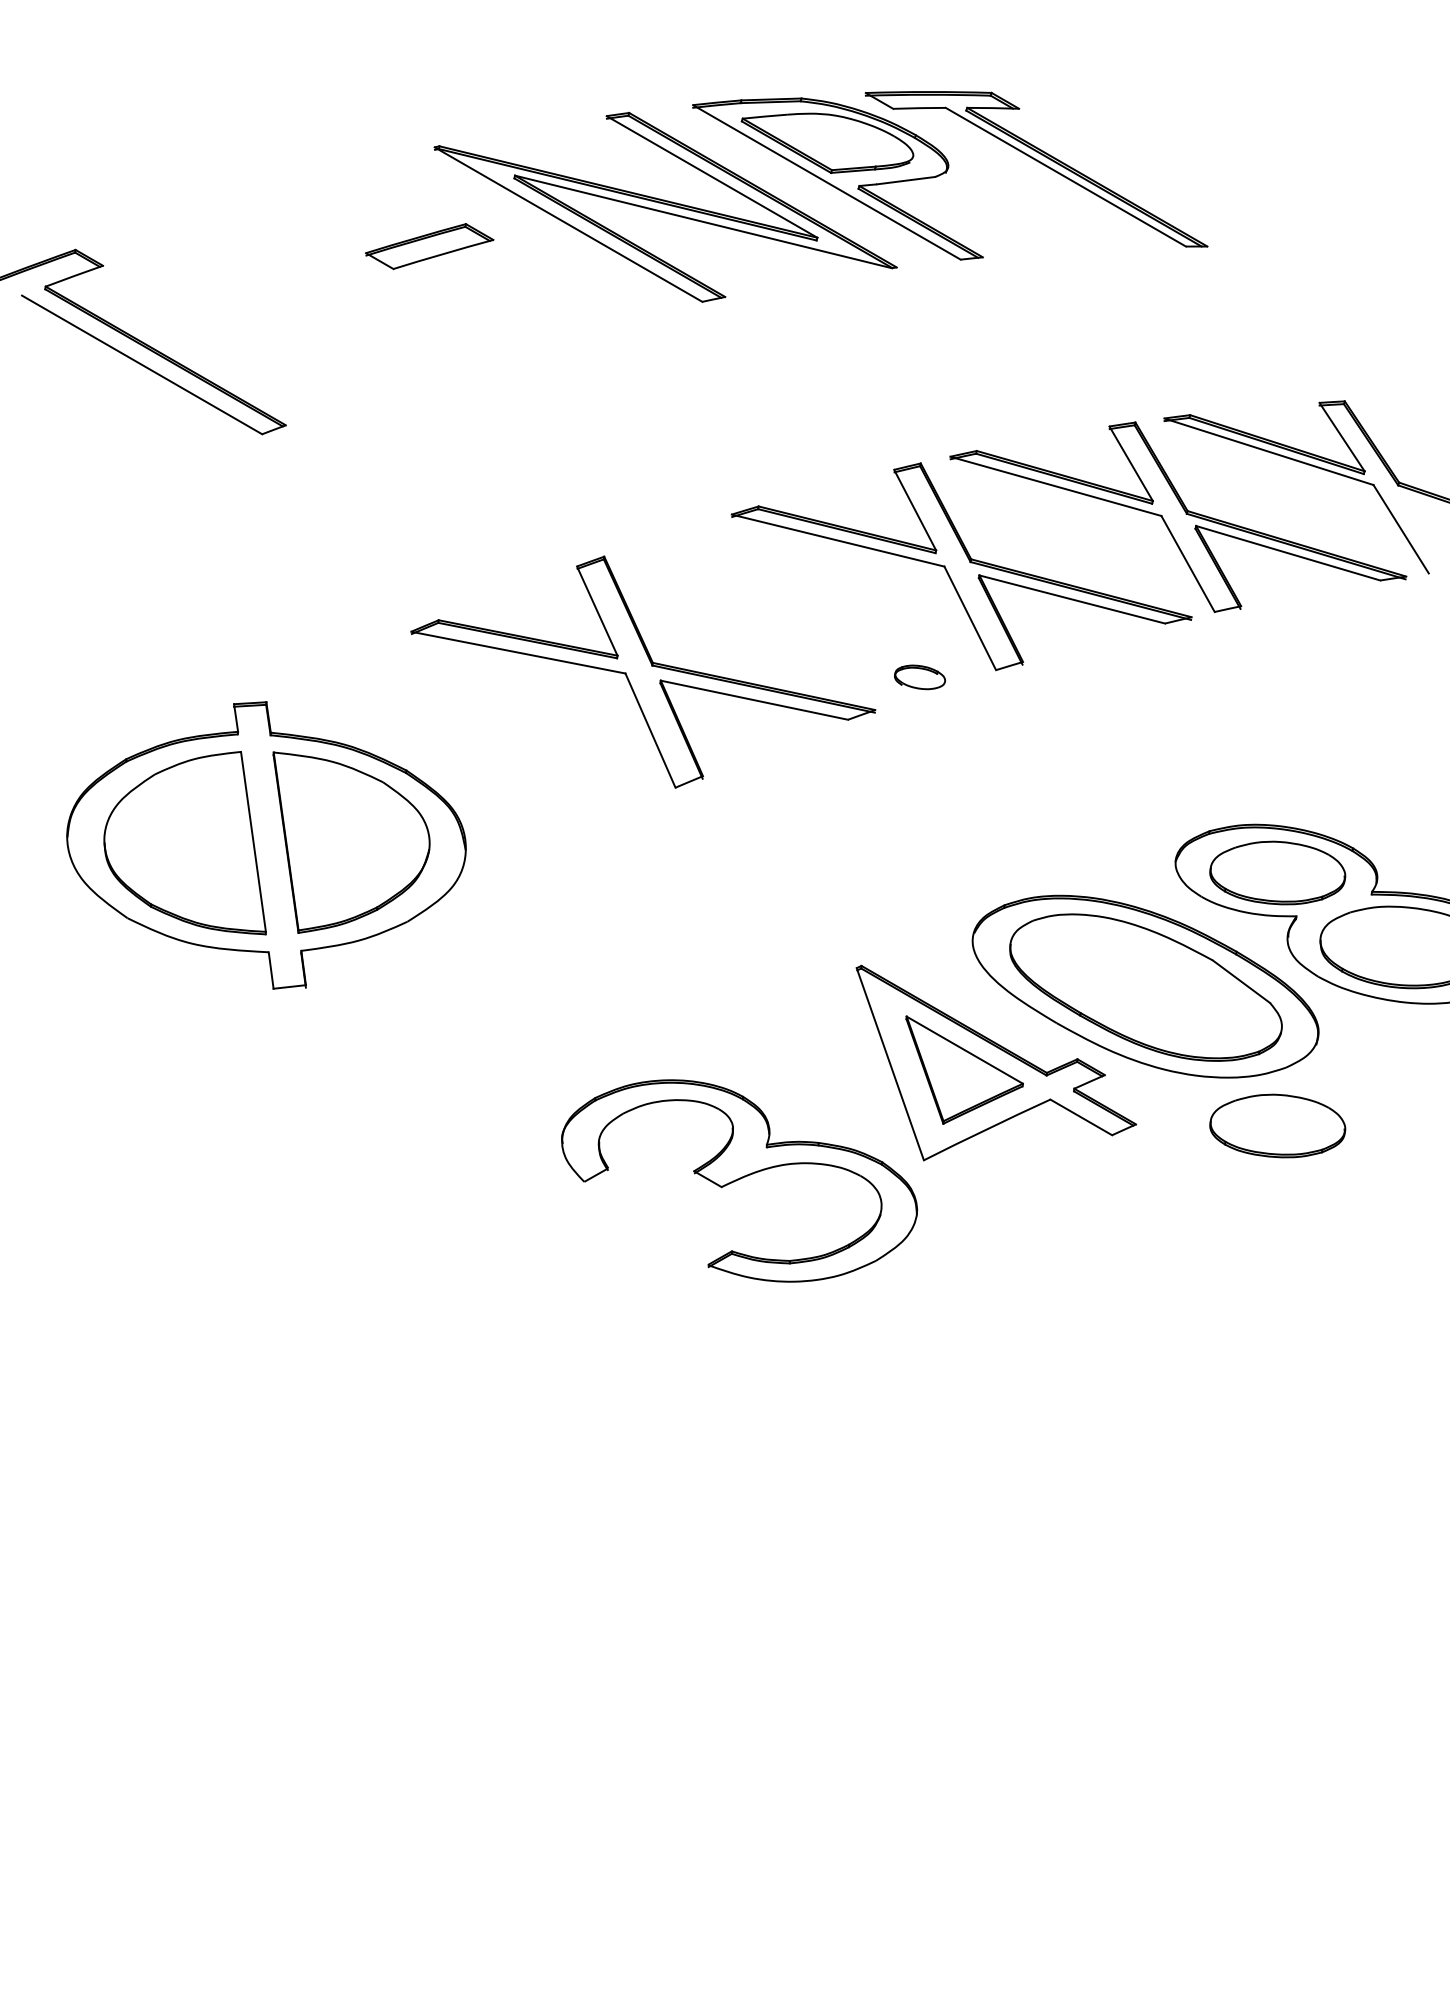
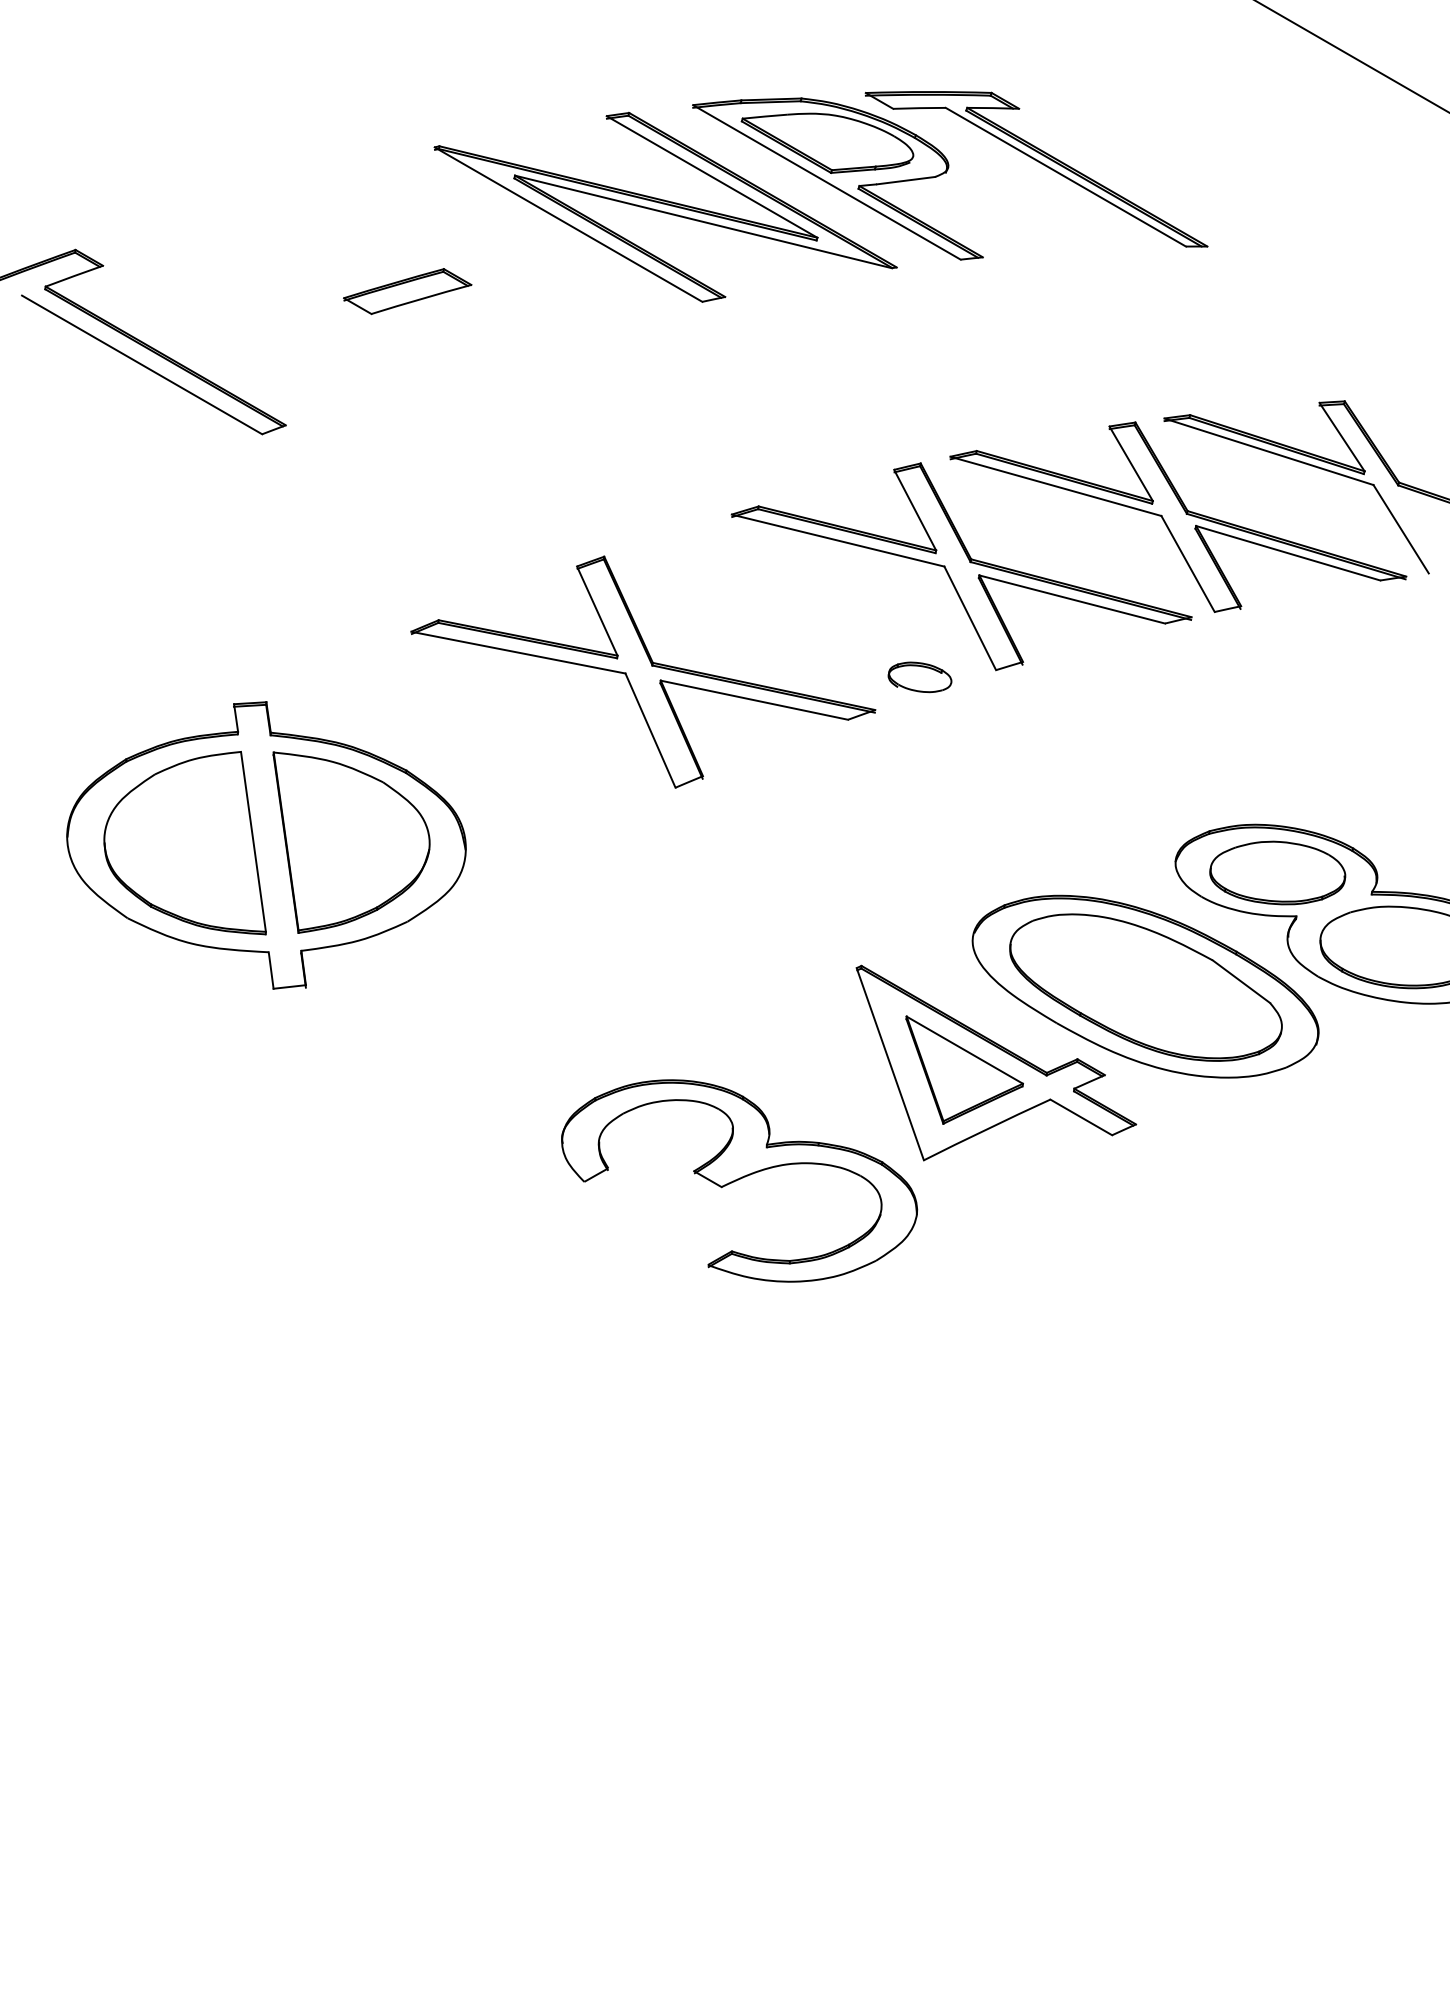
line: none -> present (1352, 56)
part position: (429, 246) -> (407, 291) (407, 291)
part size: 52x27 px -> 66x33 px (919, 677)
part: present -> none (1277, 1125)
